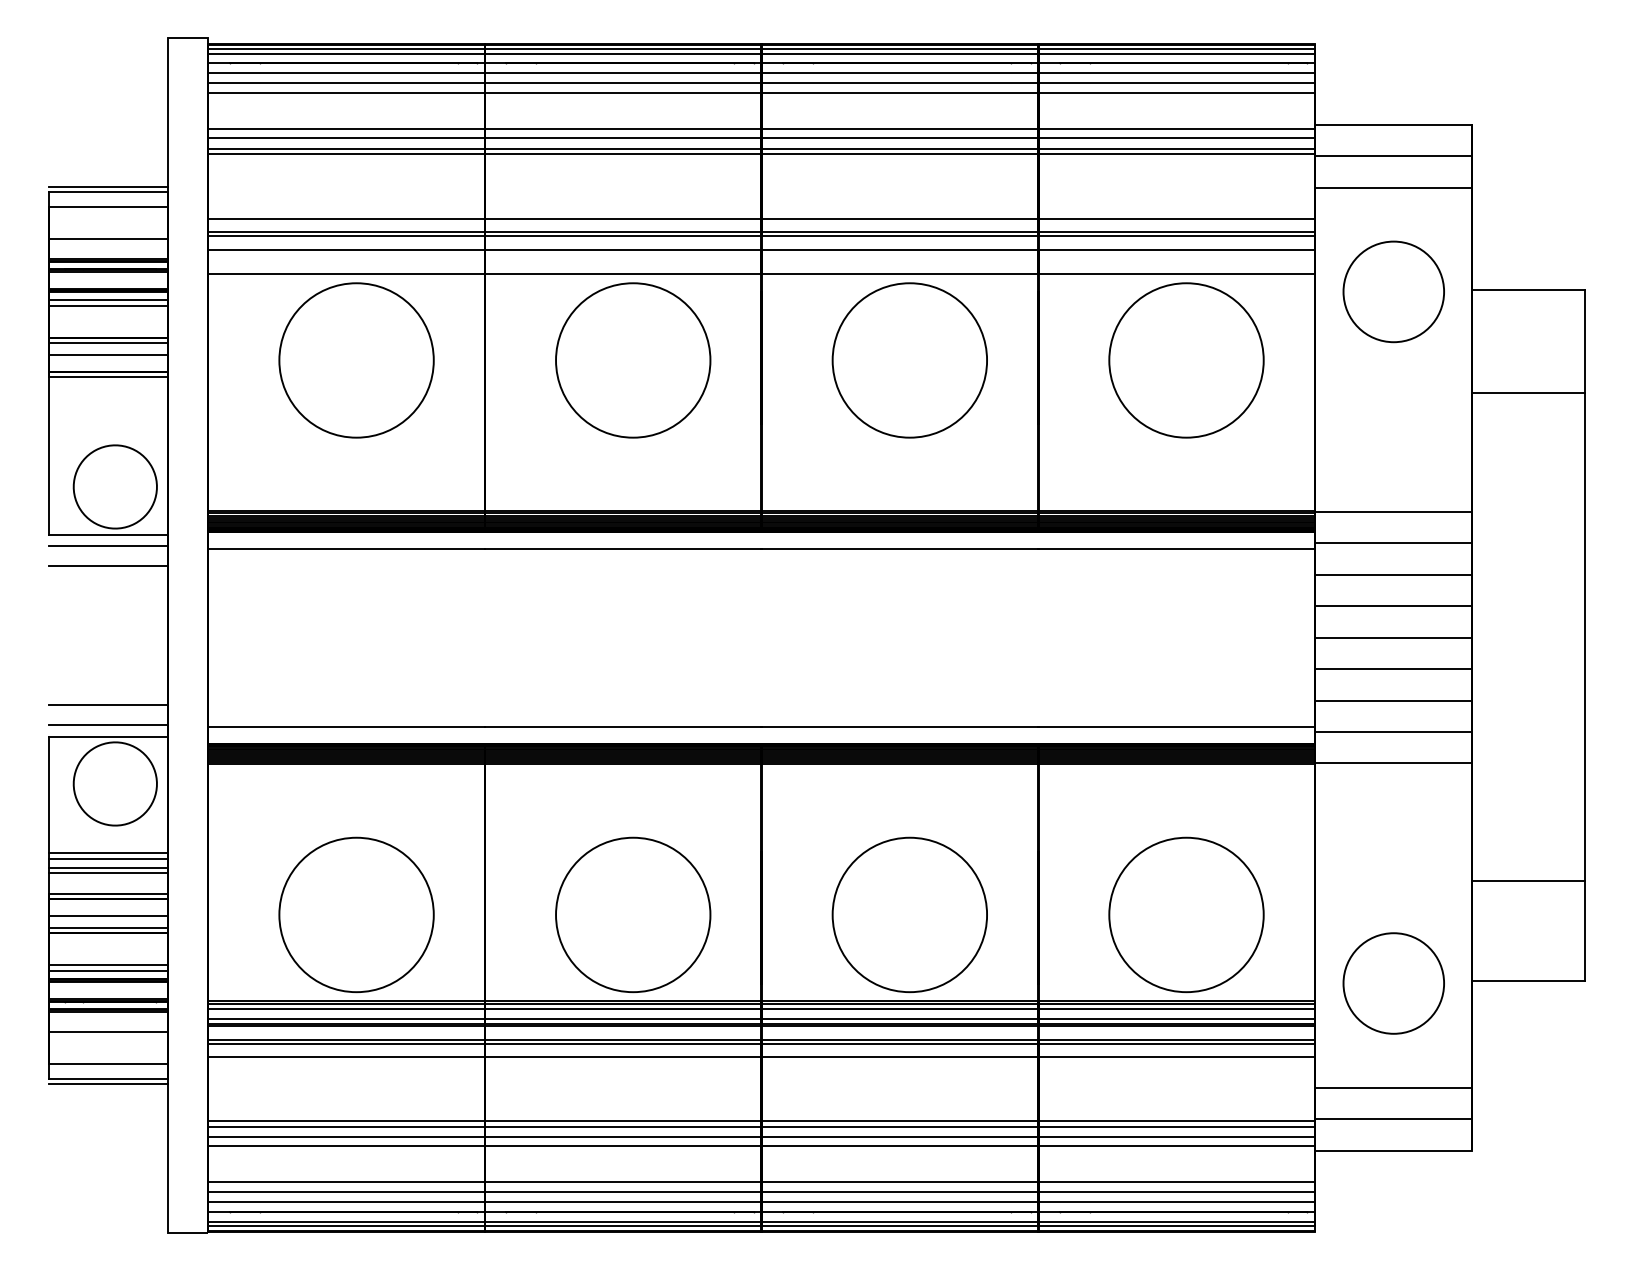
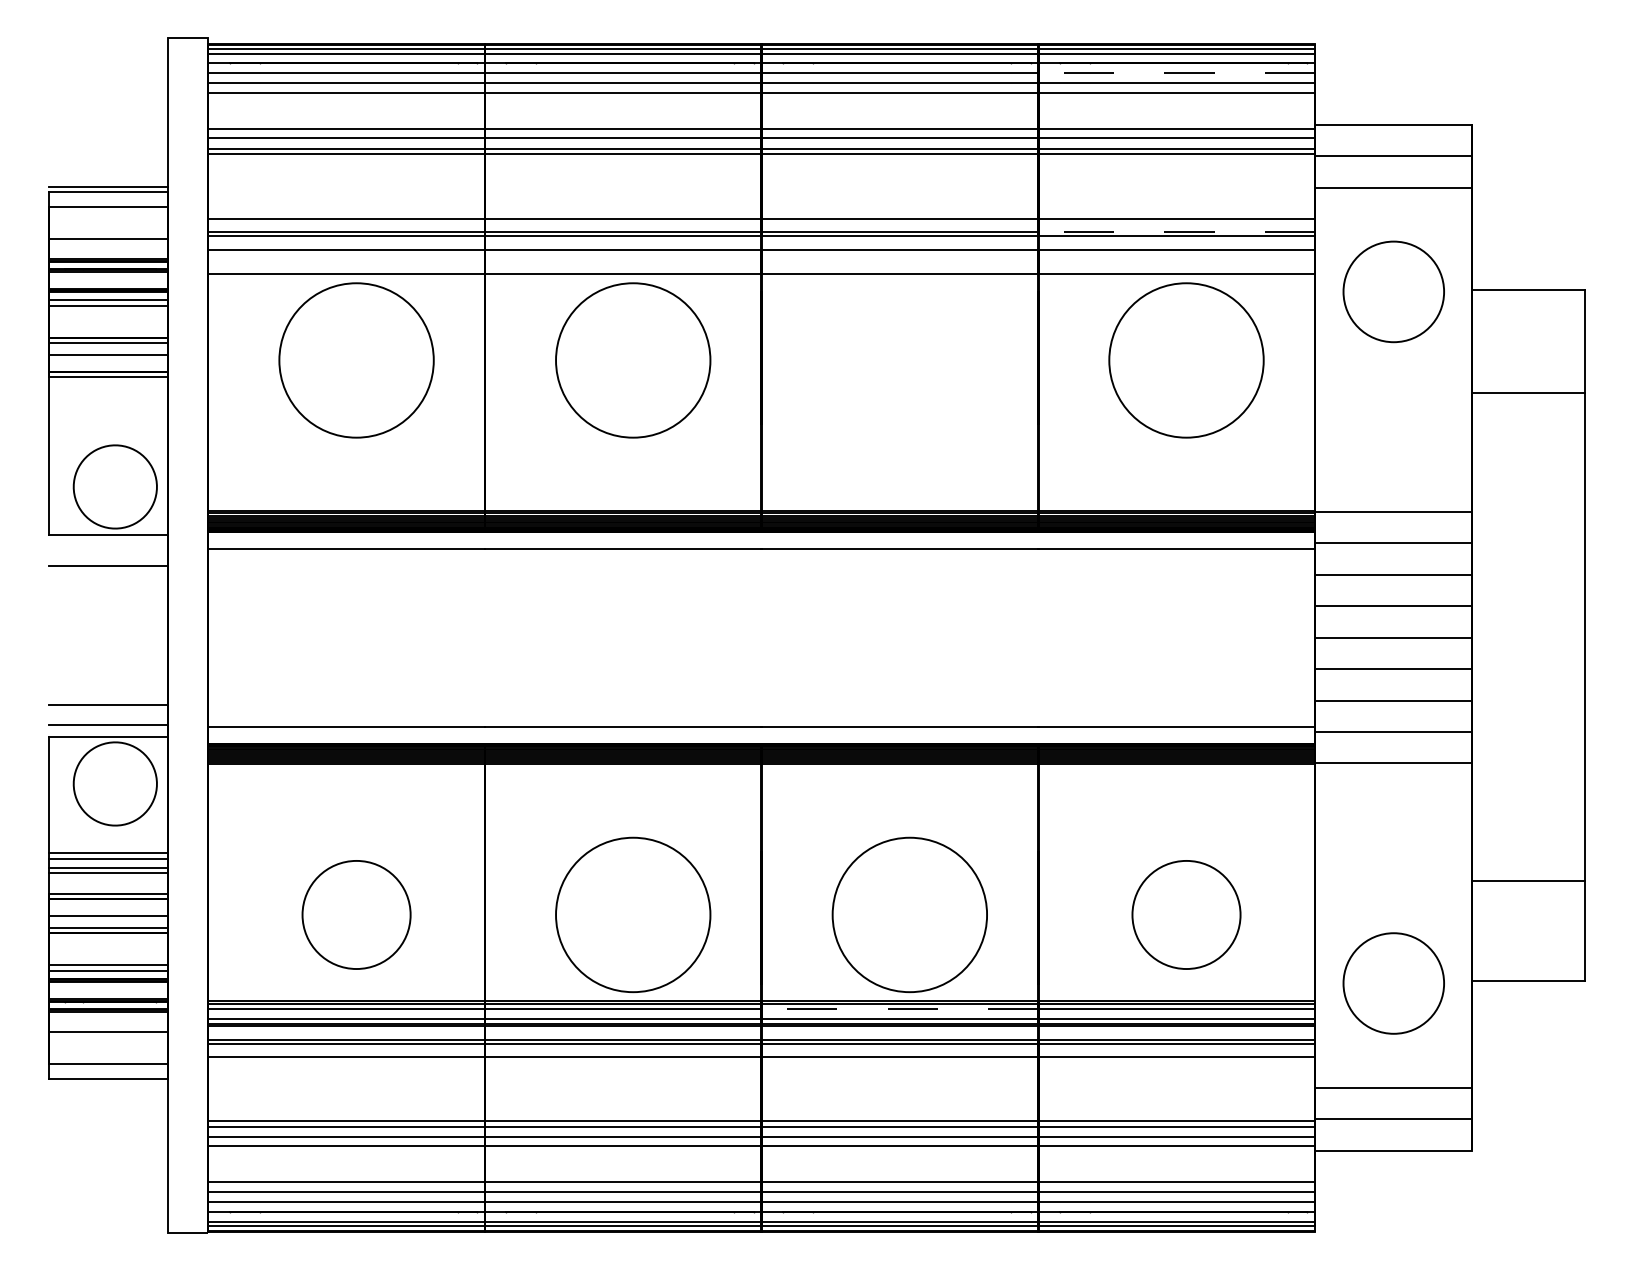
line: solid -> dashed (1176, 73)
line: solid -> dashed (1176, 231)
circle: present -> none (909, 360)
line: present -> none (108, 546)
circle diameter: 154 px -> 108 px (356, 914)
circle diameter: 154 px -> 108 px (1186, 914)
line: solid -> dashed (899, 1009)
line: present -> none (108, 1084)
